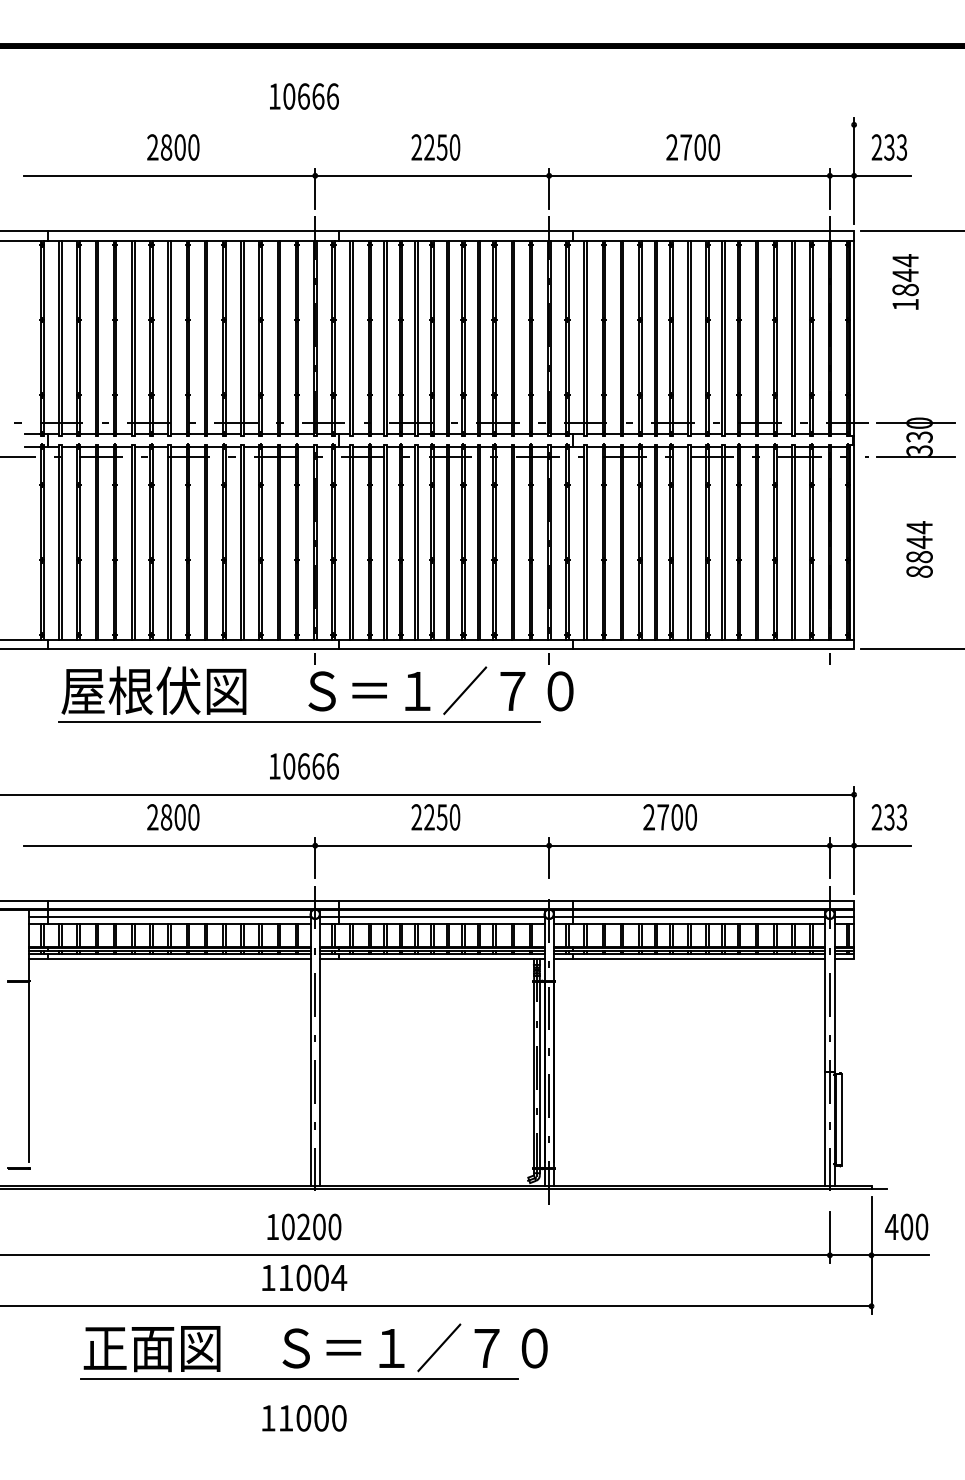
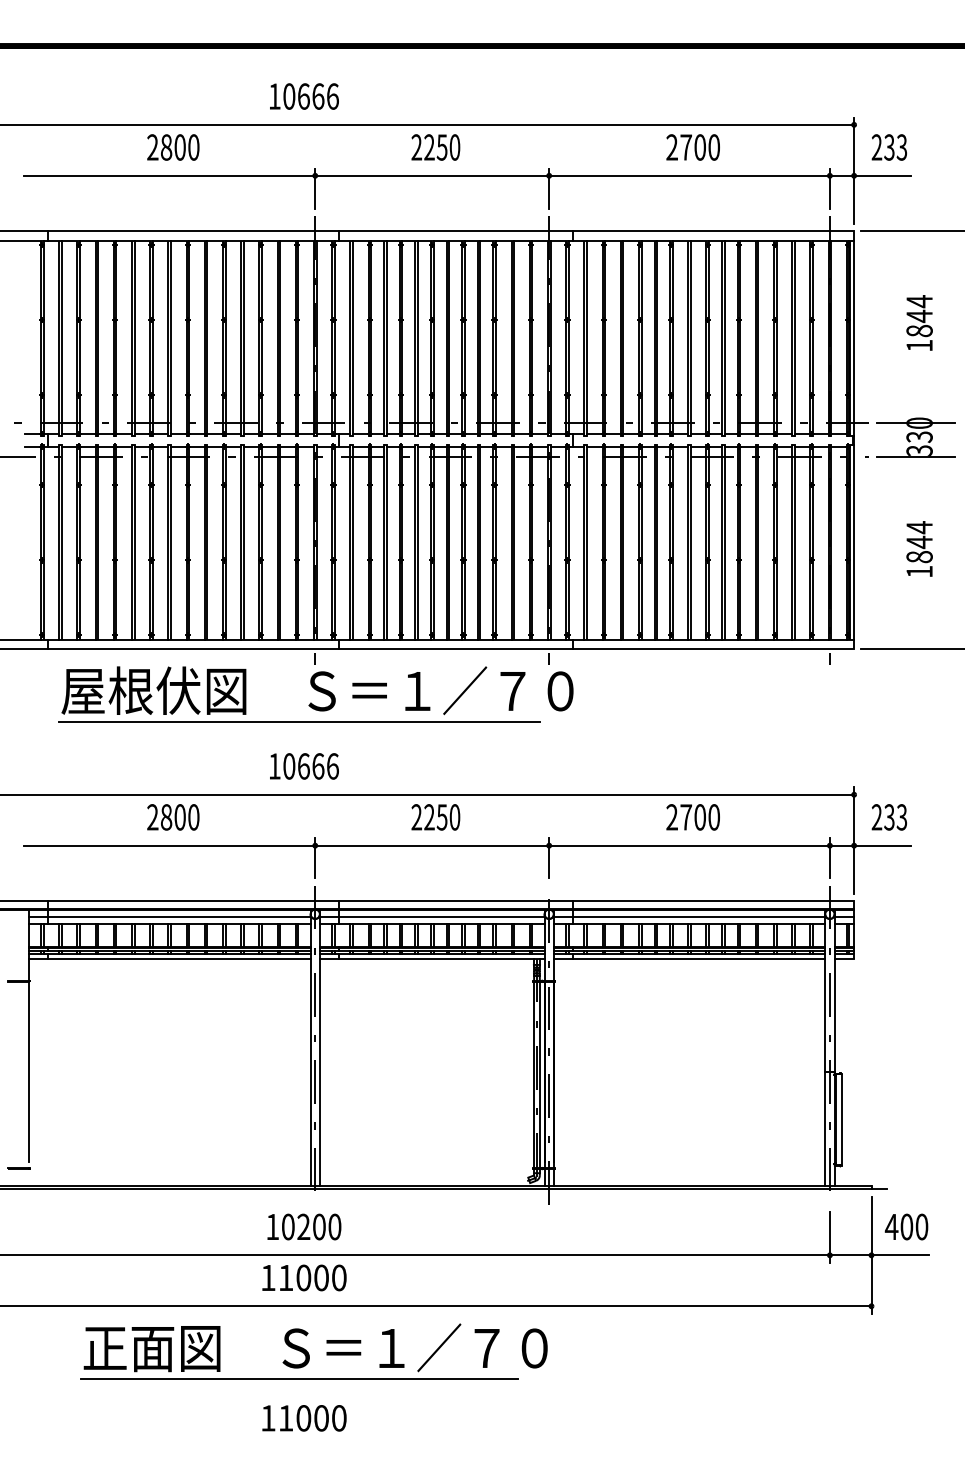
line: none -> present (428, 124)
text position: (905, 281) -> (919, 322) (919, 322)
text: 8844 -> 1844 (919, 571)
text position: (669, 817) -> (692, 817) (692, 817)
text: 11004 -> 11000 (339, 1277)
